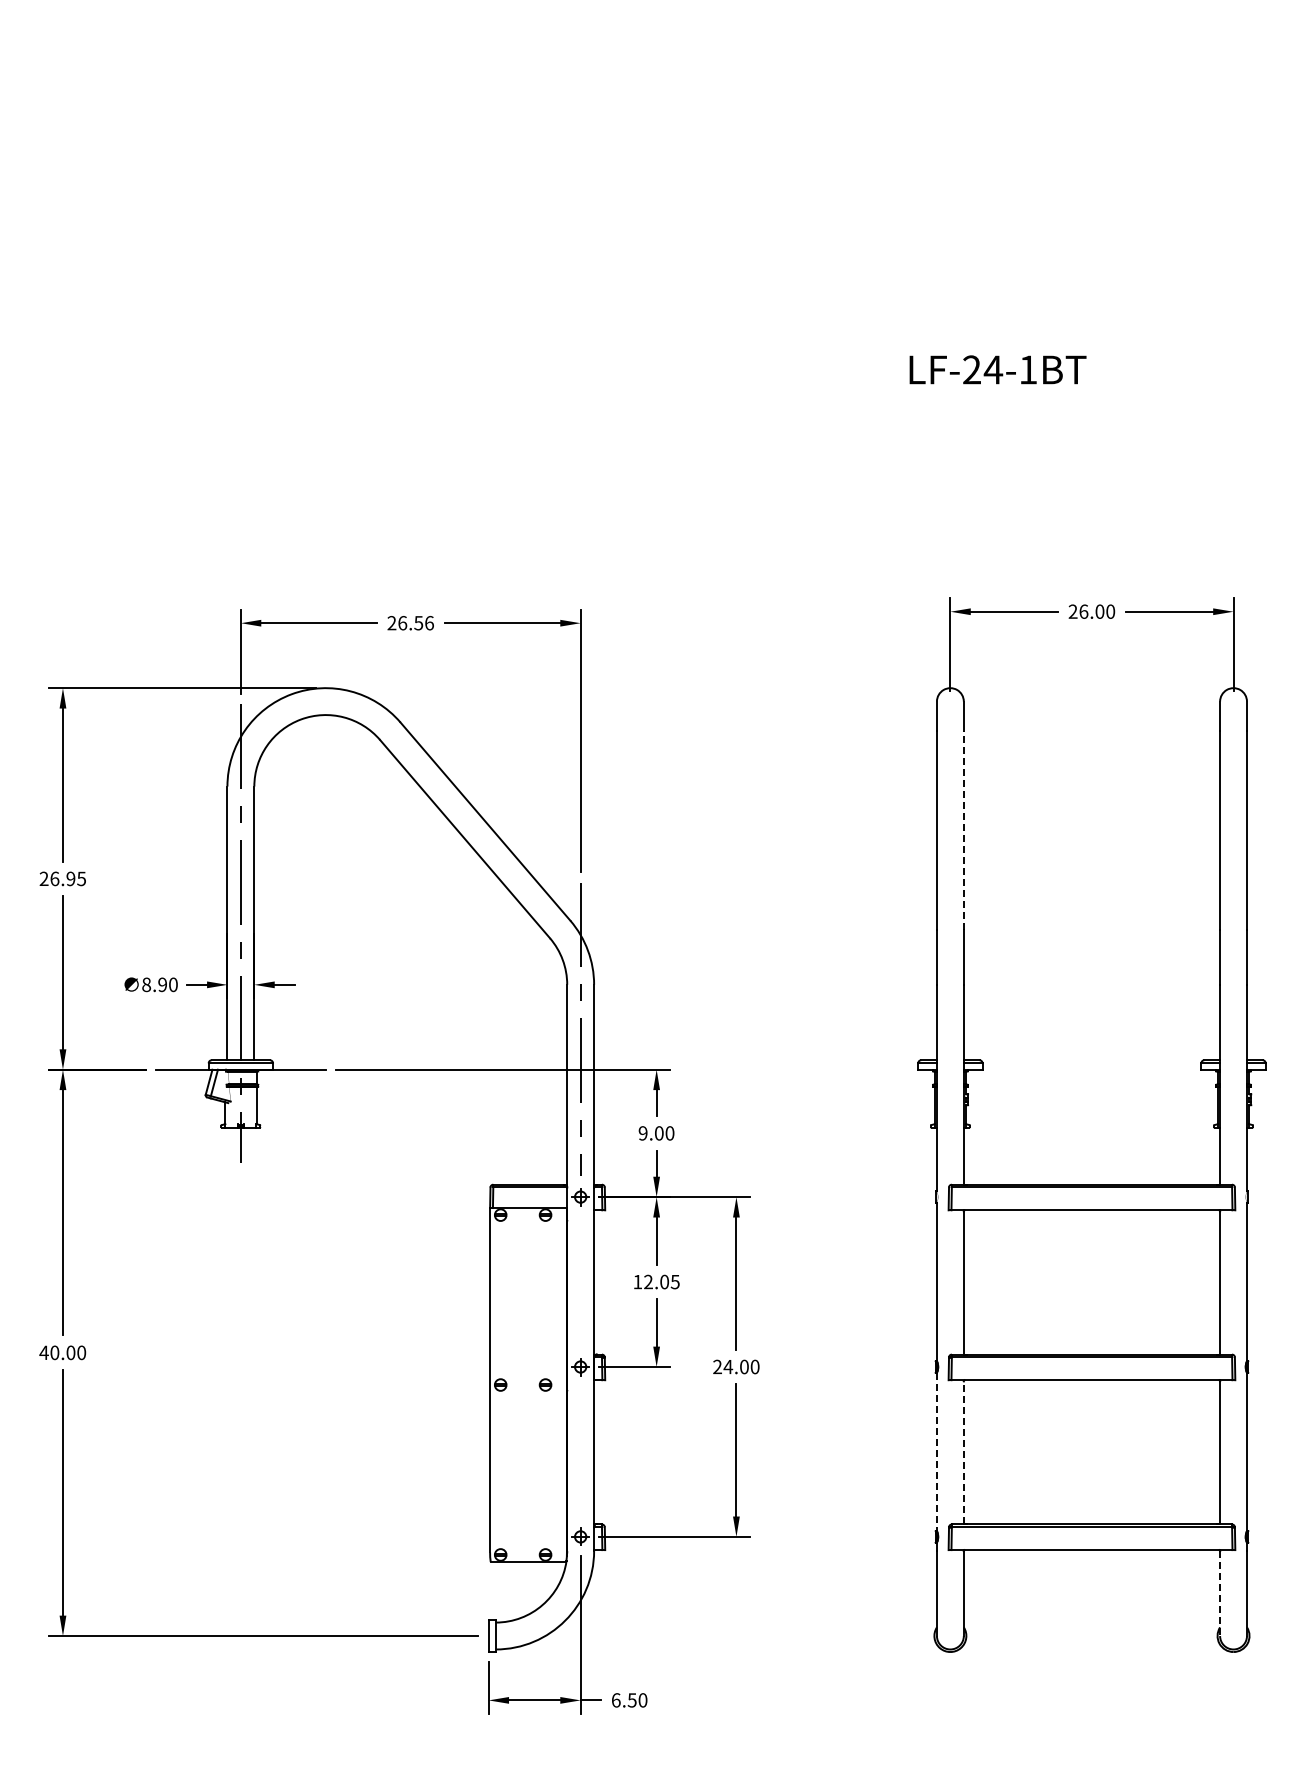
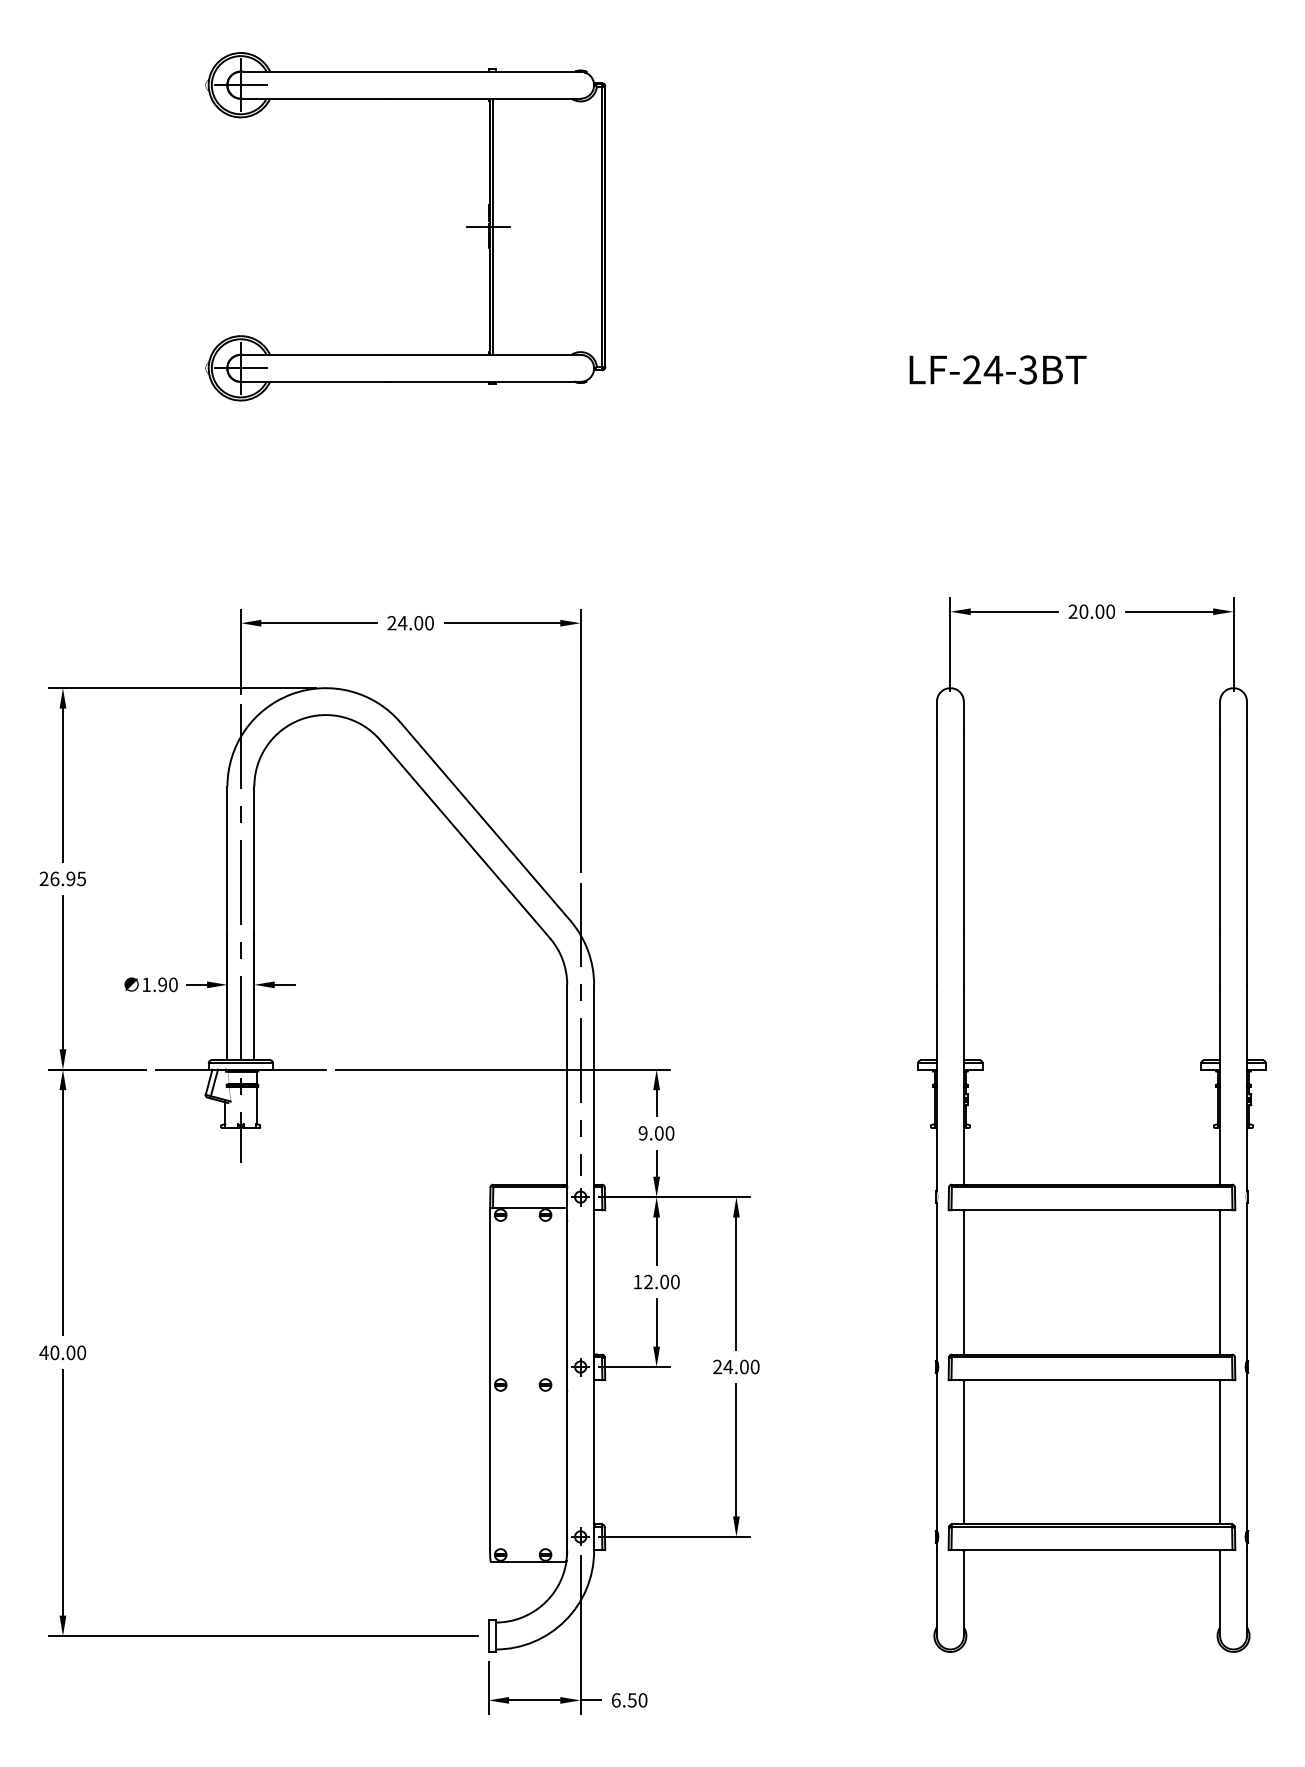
part: none -> present (466, 226)
text: LF-24-1BT -> LF-24-3BT (1027, 369)
text: 26.00 -> 20.00 (1083, 611)
text: 26.56 -> 24.00 (415, 623)
line: dashed -> solid (963, 829)
text: 8.90 -> 1.90 (146, 984)
text: 12.05 -> 12.00 (674, 1281)
line: dashed -> solid (963, 1451)
line: dashed -> solid (936, 1452)
line: dashed -> solid (1220, 1594)
